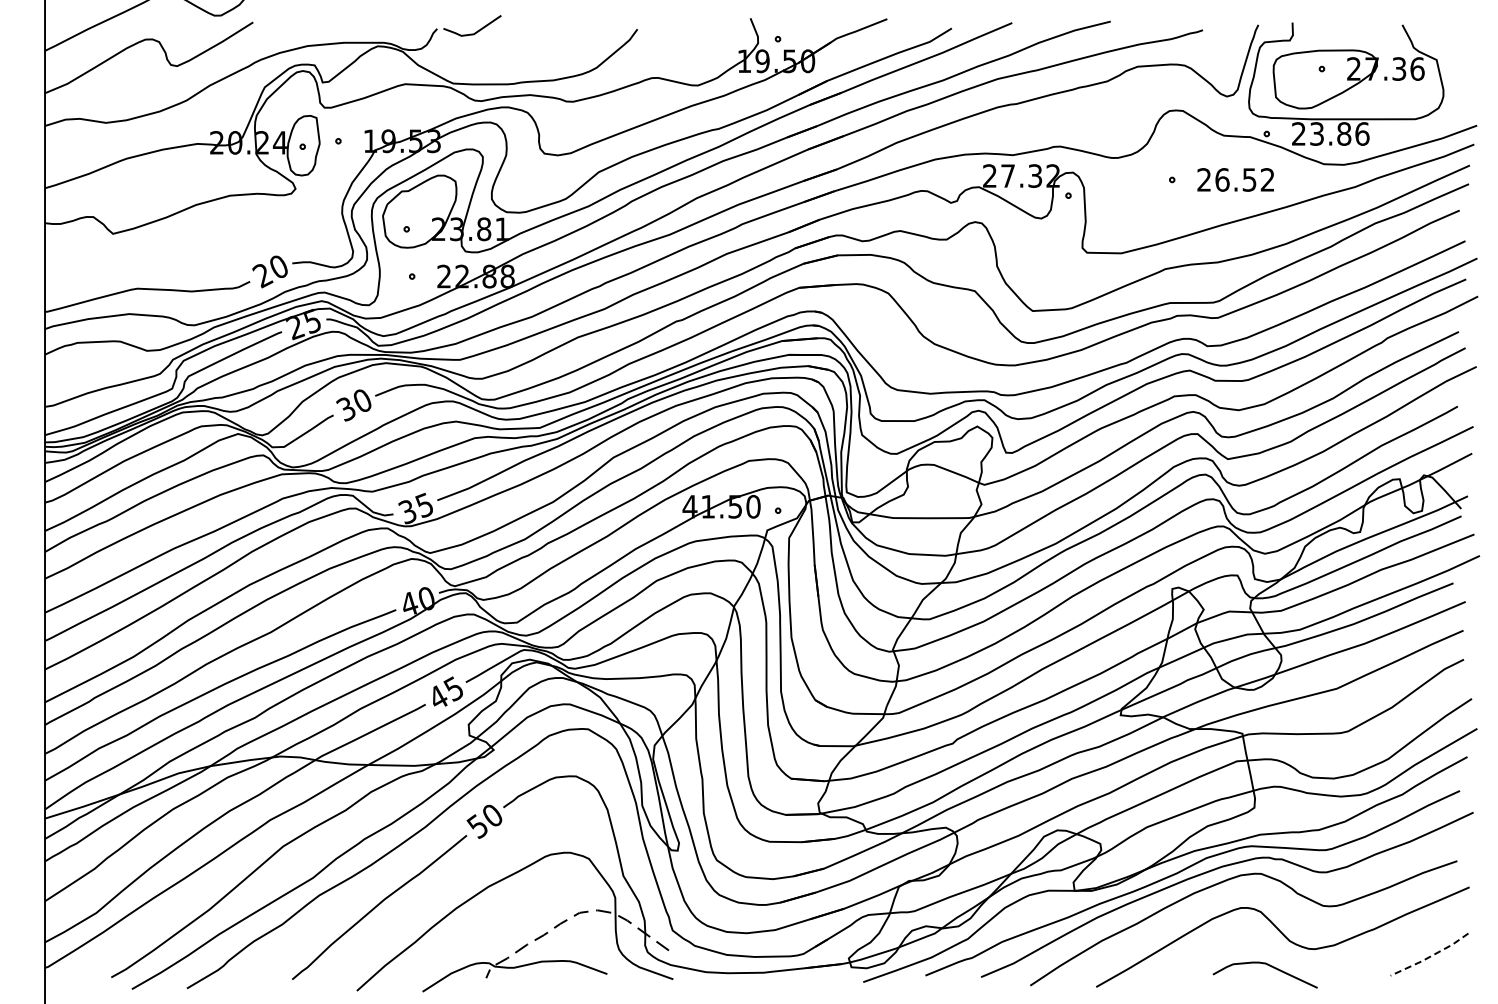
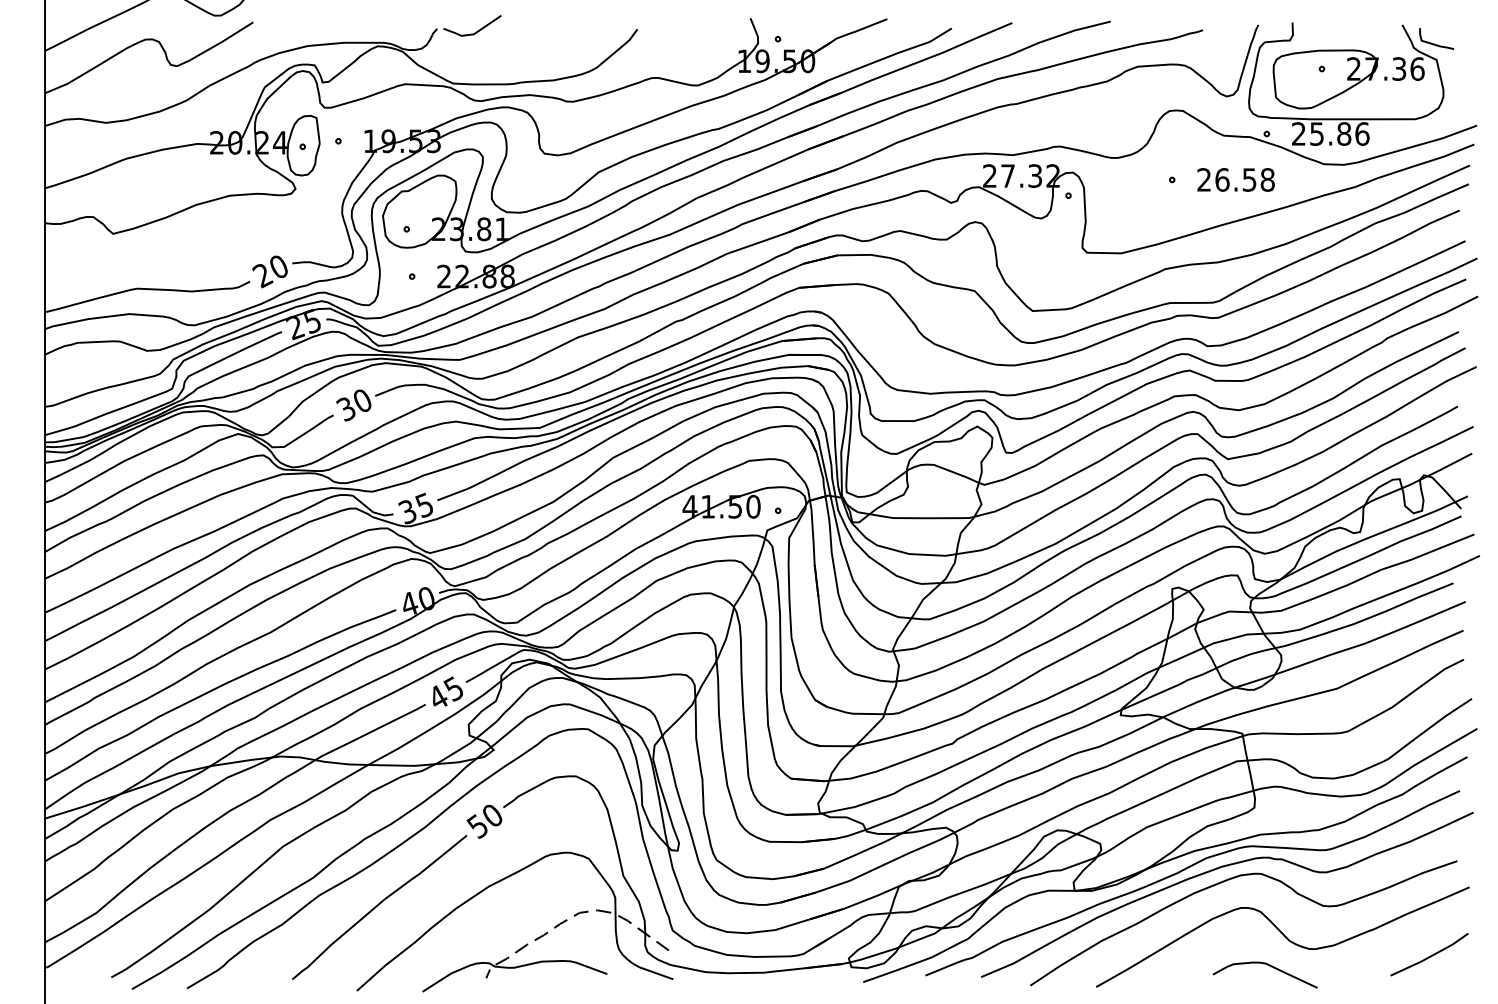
curve: none -> present (1434, 43)
text: 23.86 -> 25.86 (1316, 133)
text: 26.52 -> 26.58 (1267, 179)
line: dashed -> solid (1430, 956)
